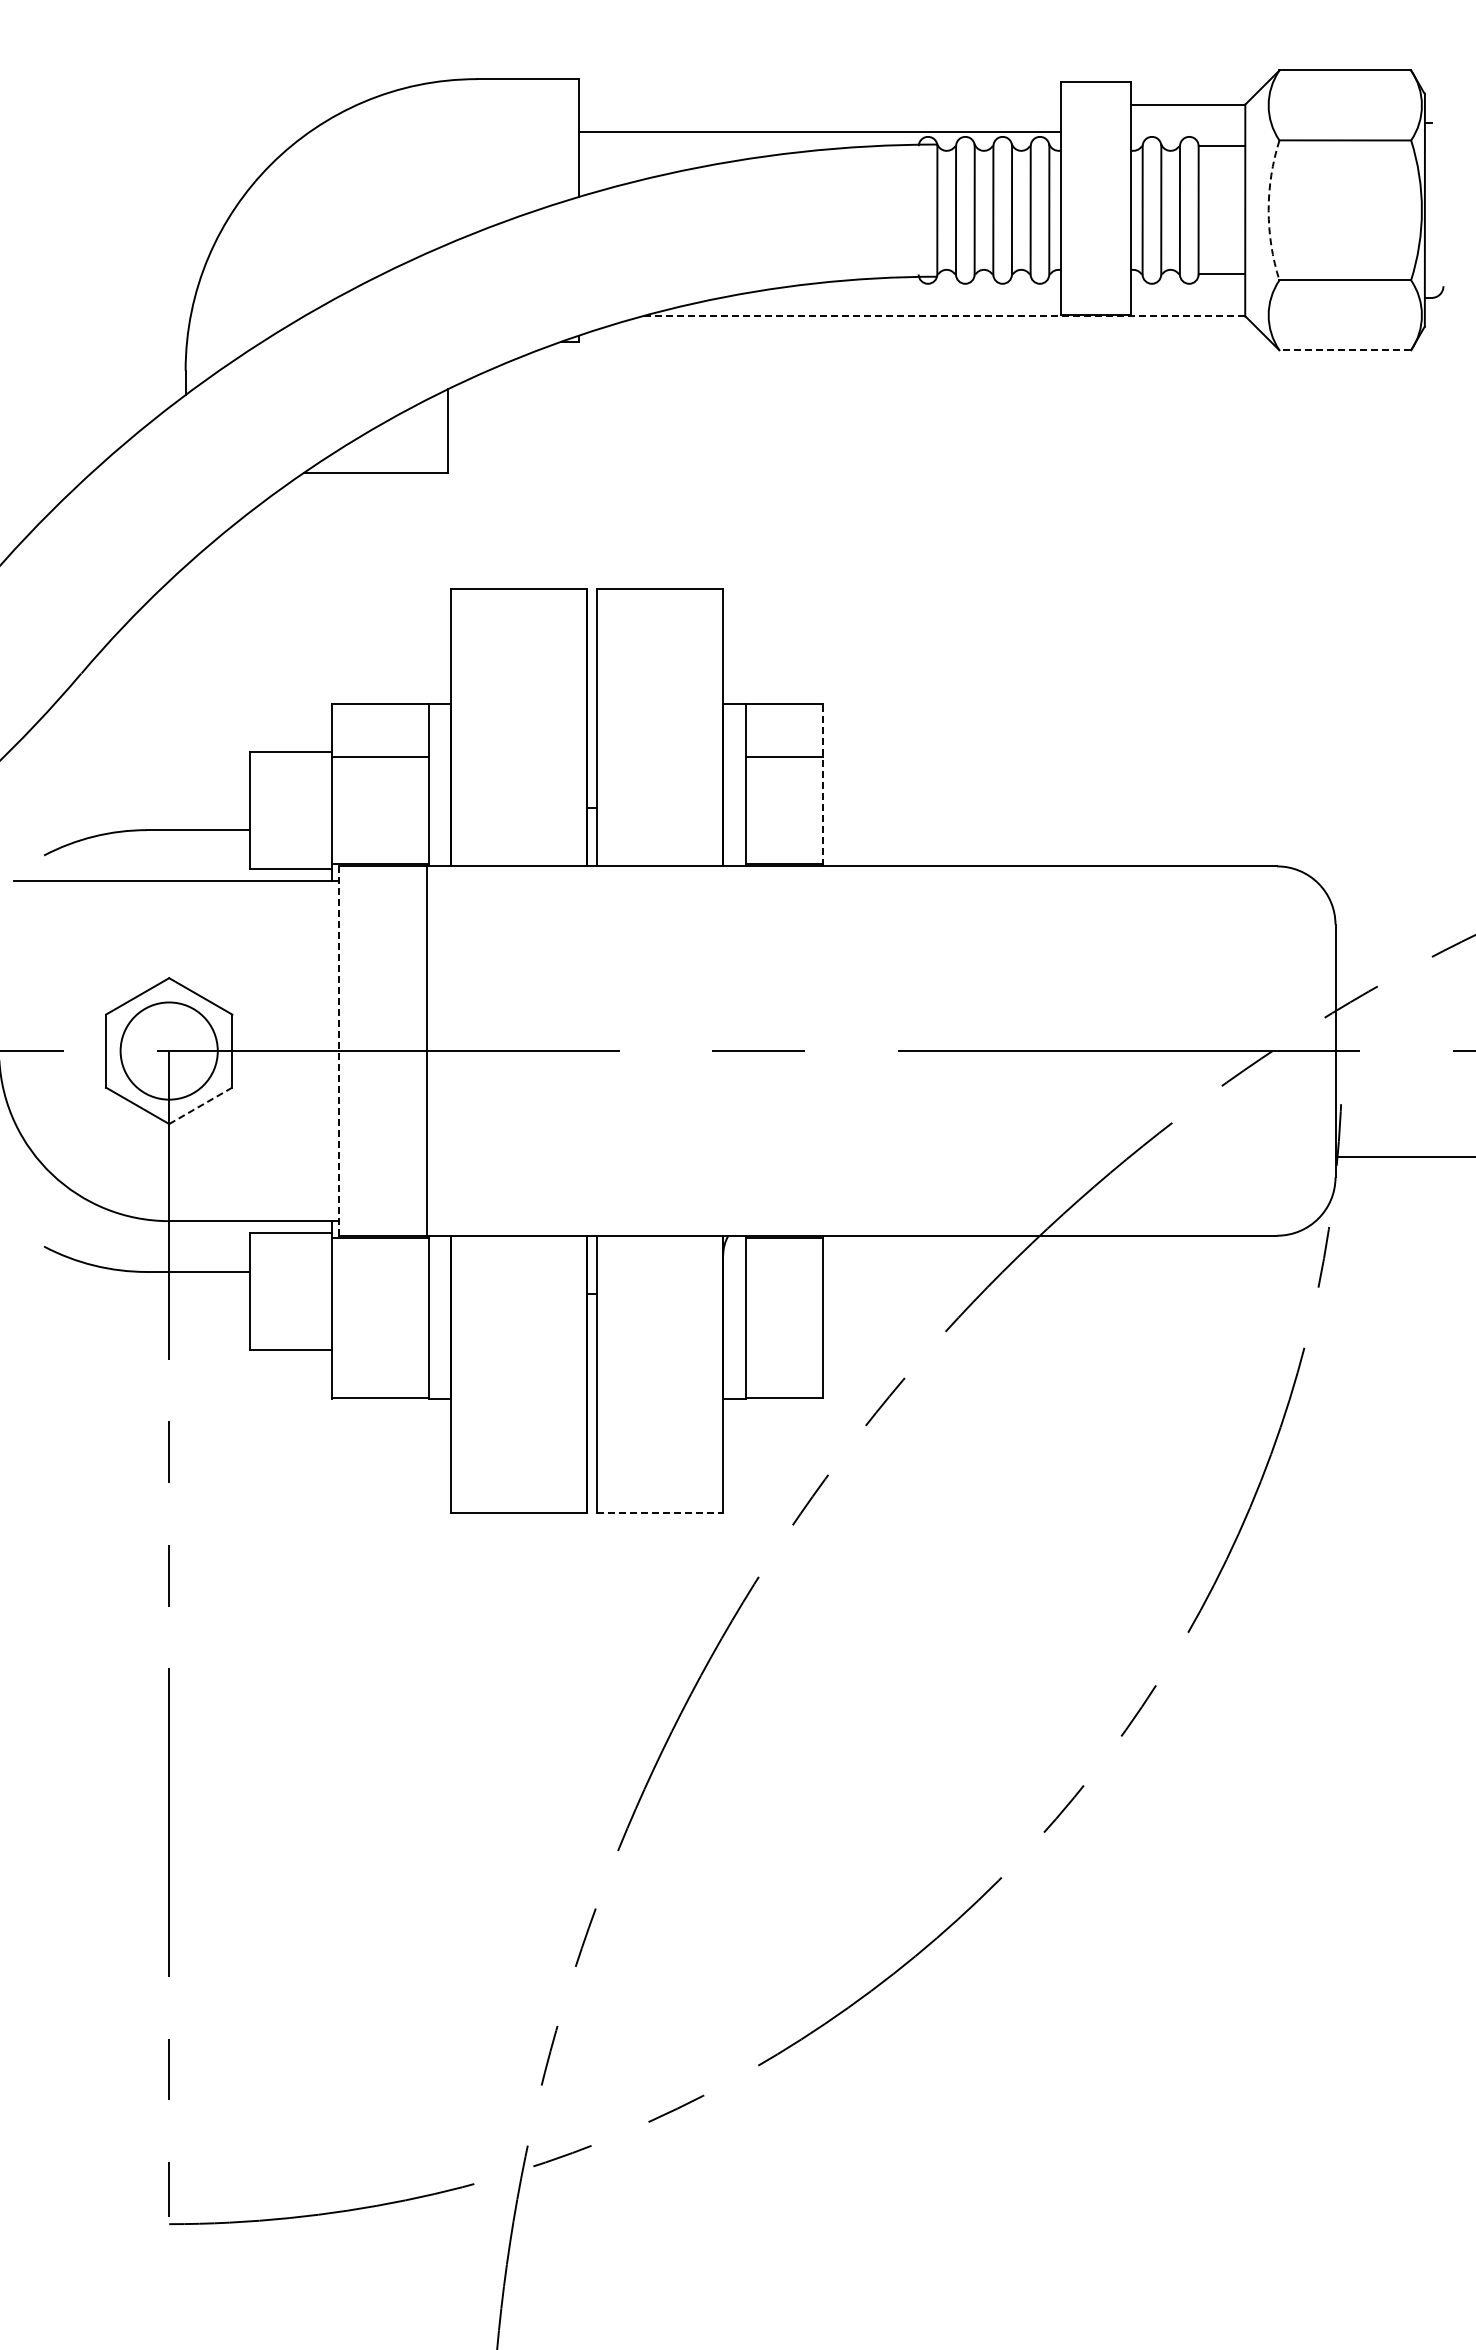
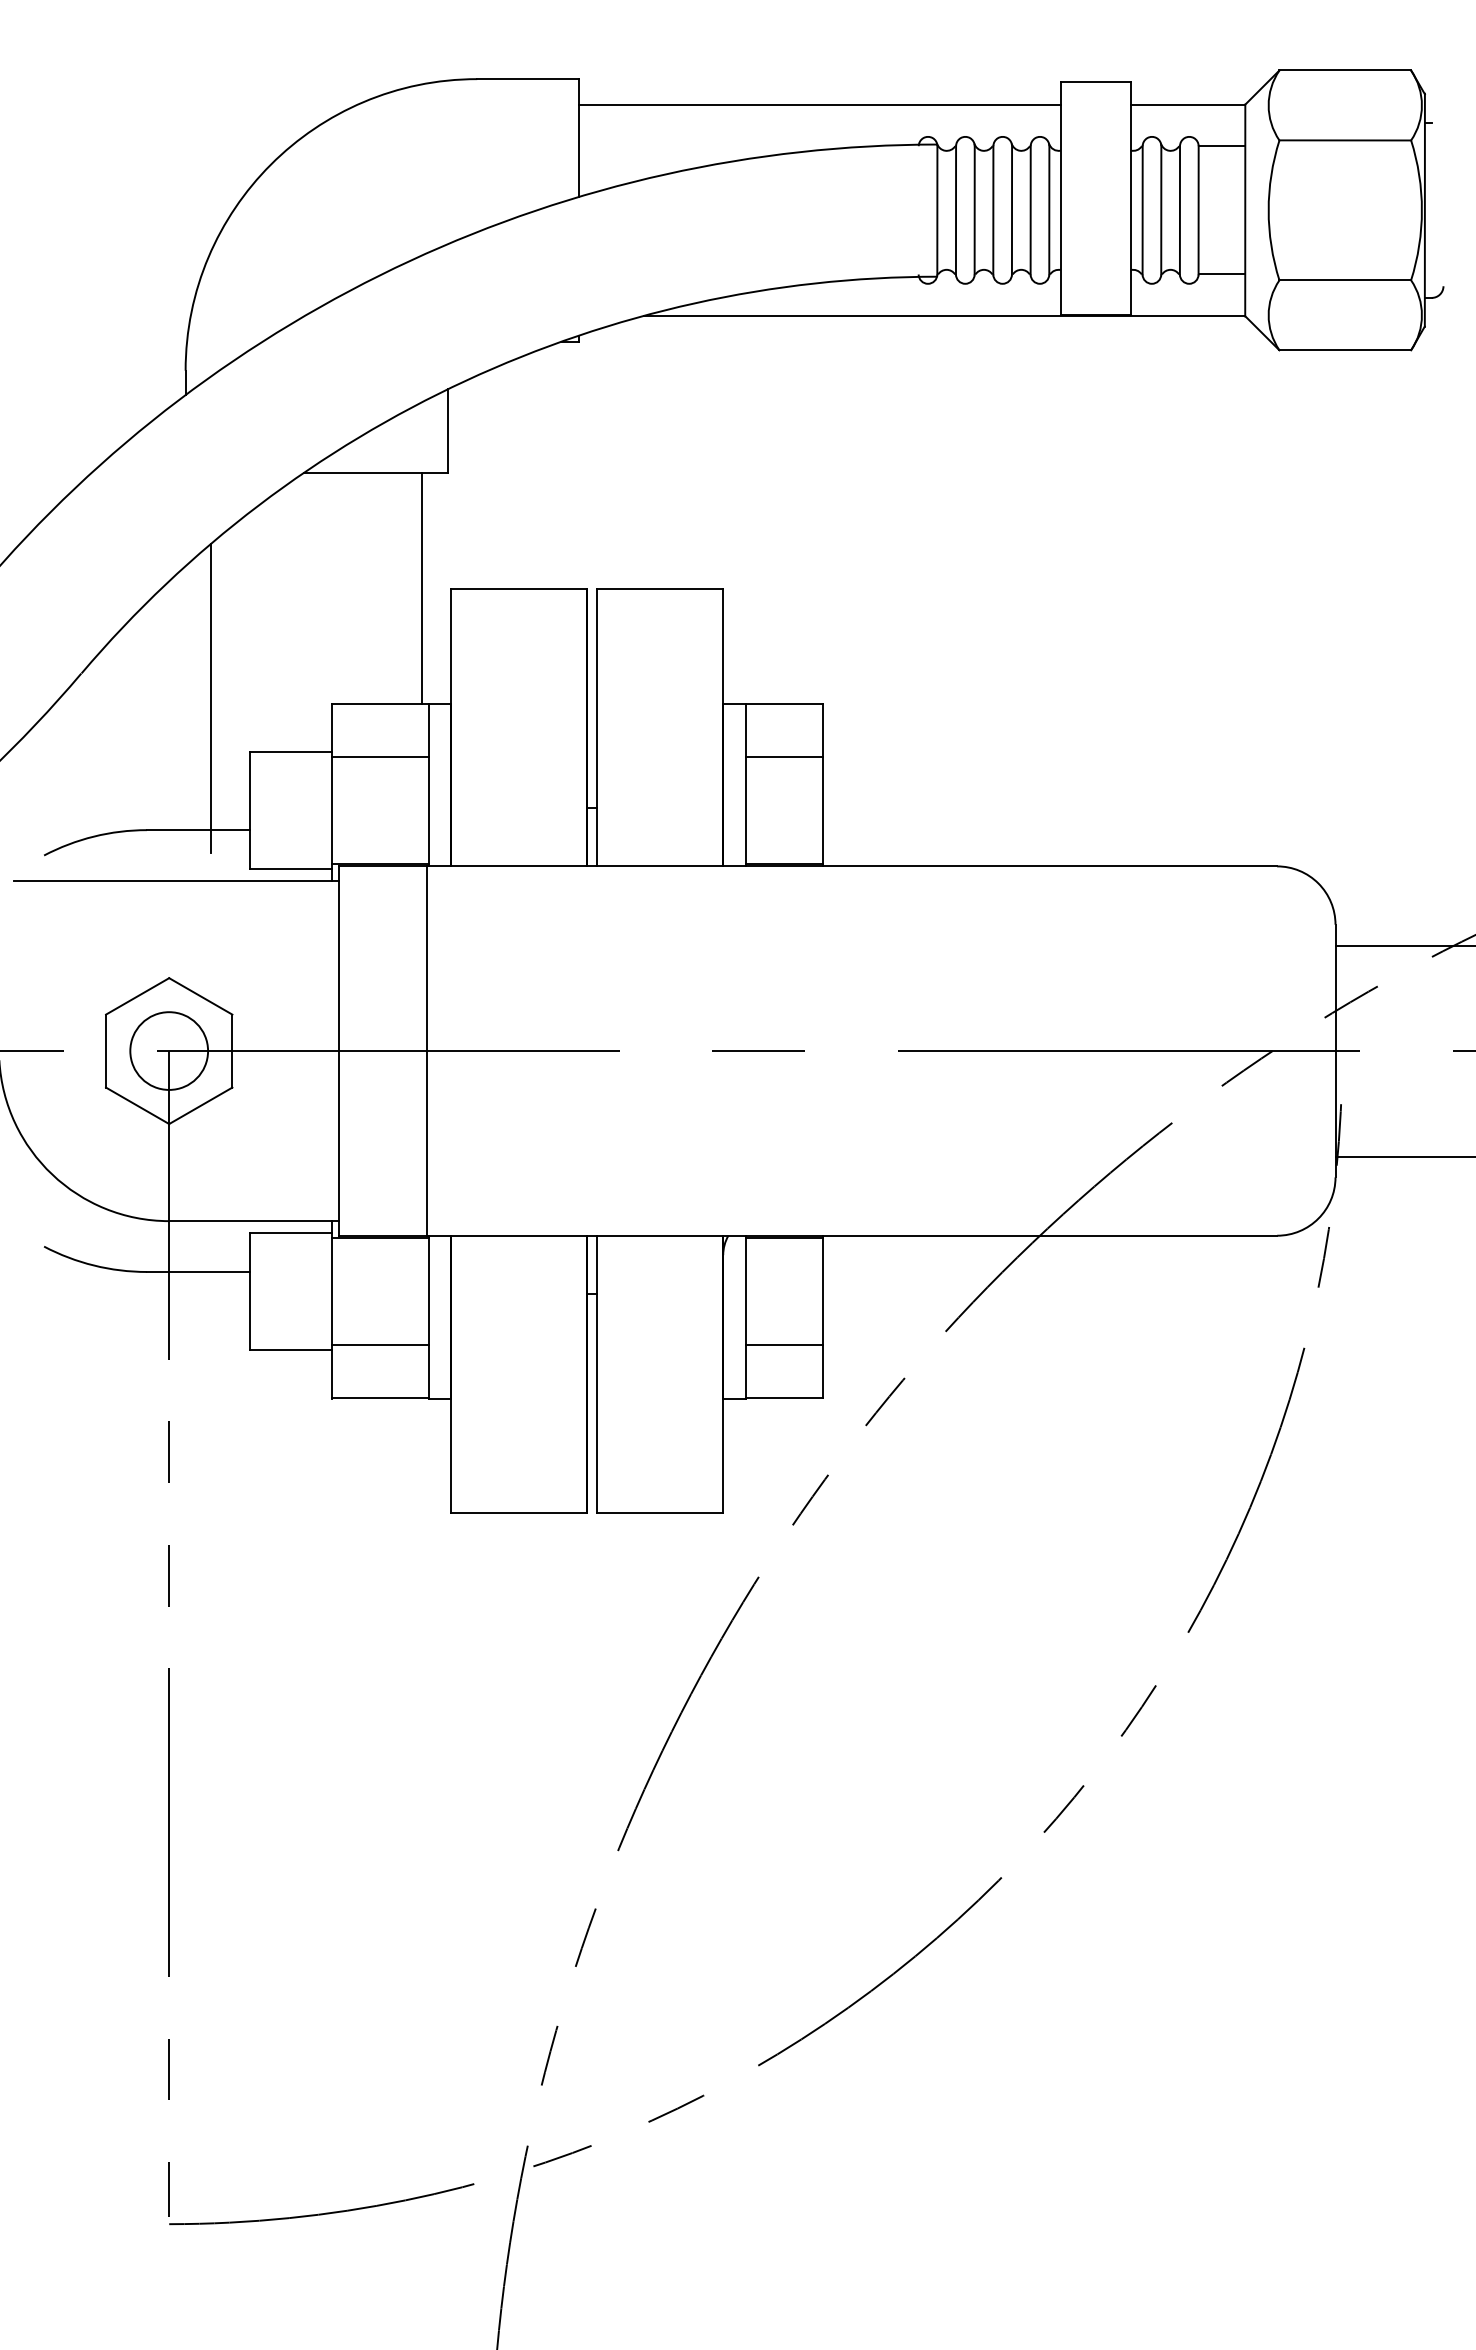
line position: (819, 131) -> (819, 104) (819, 104)
arc: dashed -> solid (1268, 210)
line: dashed -> solid (944, 315)
line: dashed -> solid (1345, 350)
line: none -> present (422, 587)
line: none -> present (211, 697)
line: dashed -> solid (823, 784)
line: none -> present (1403, 945)
circle diameter: 97 px -> 78 px (169, 1050)
line: dashed -> solid (339, 1051)
line: dashed -> solid (200, 1106)
line: none -> present (379, 1344)
line: none -> present (784, 1344)
line: dashed -> solid (660, 1512)
